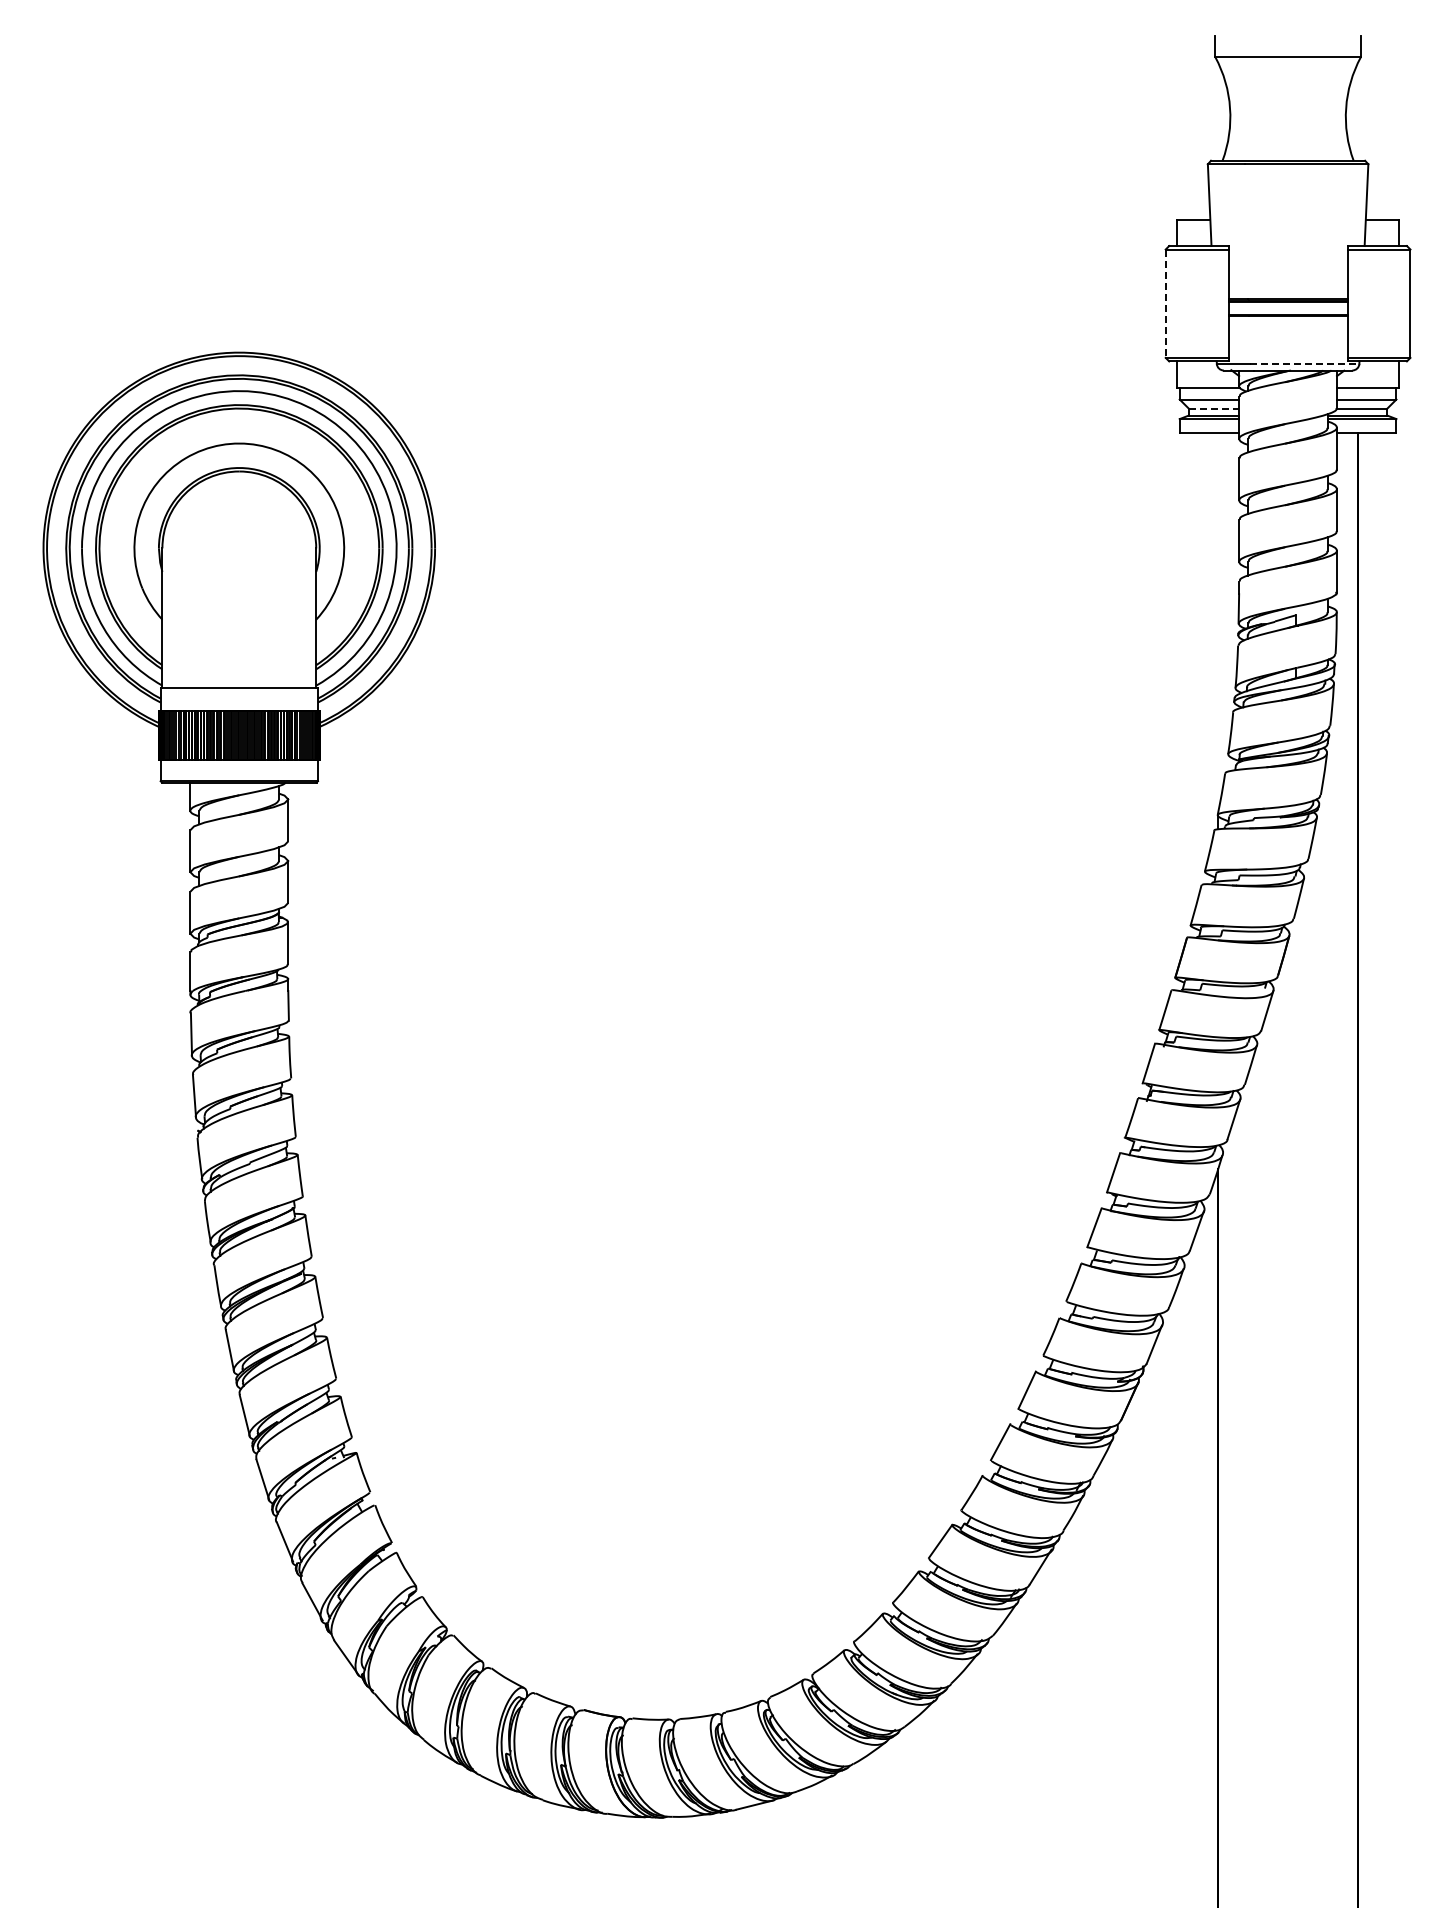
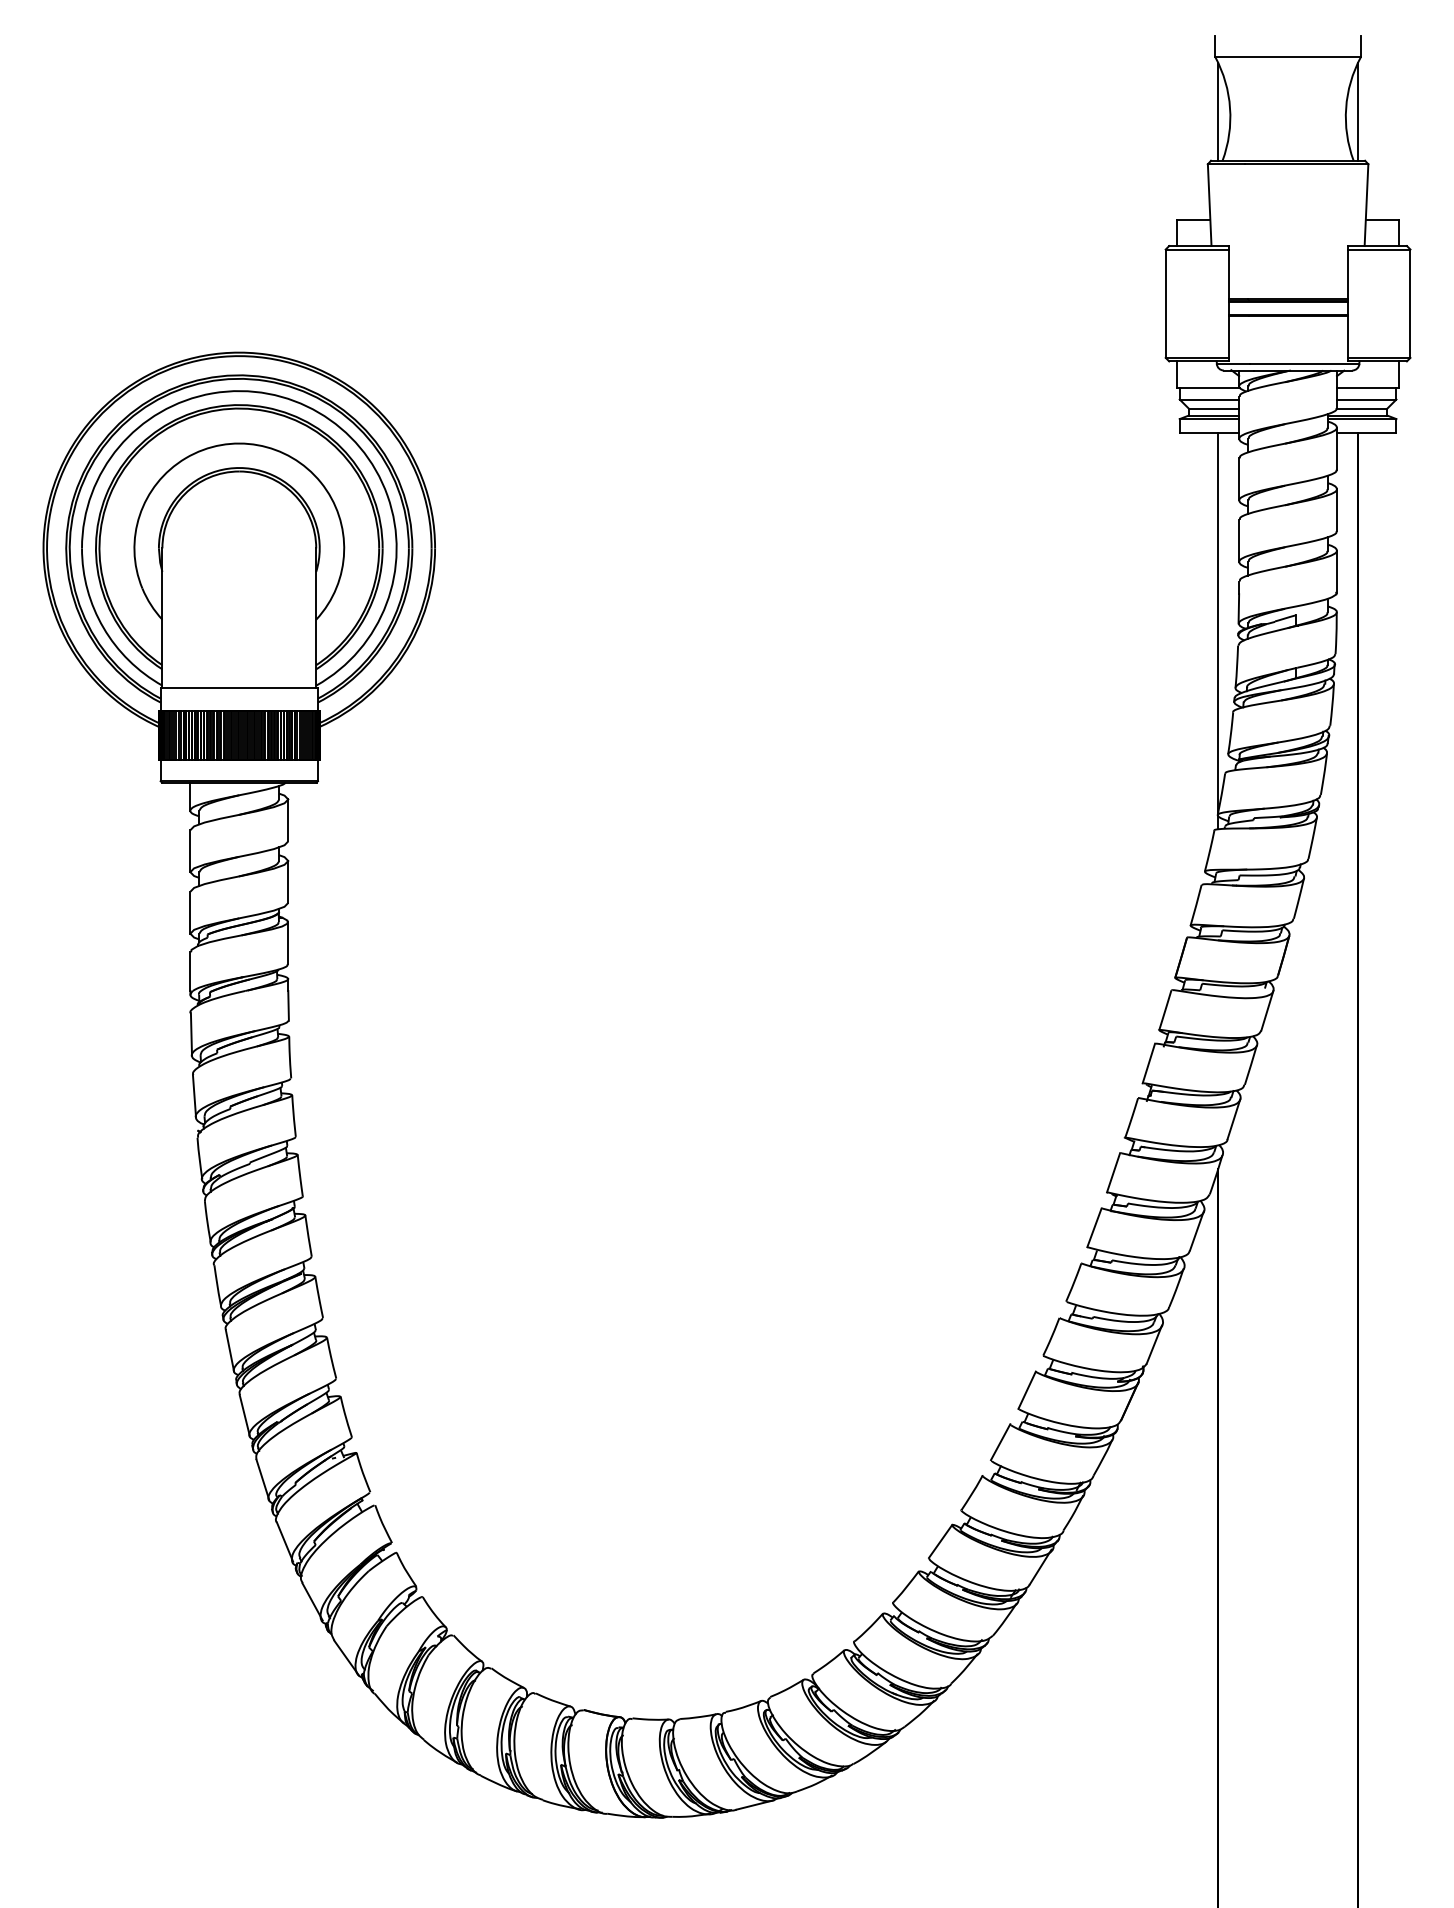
line: none -> present (1218, 111)
line: none -> present (1357, 111)
line: dashed -> solid (1165, 304)
line: dashed -> solid (1304, 363)
line: dashed -> solid (1214, 408)
line: none -> present (1218, 622)
